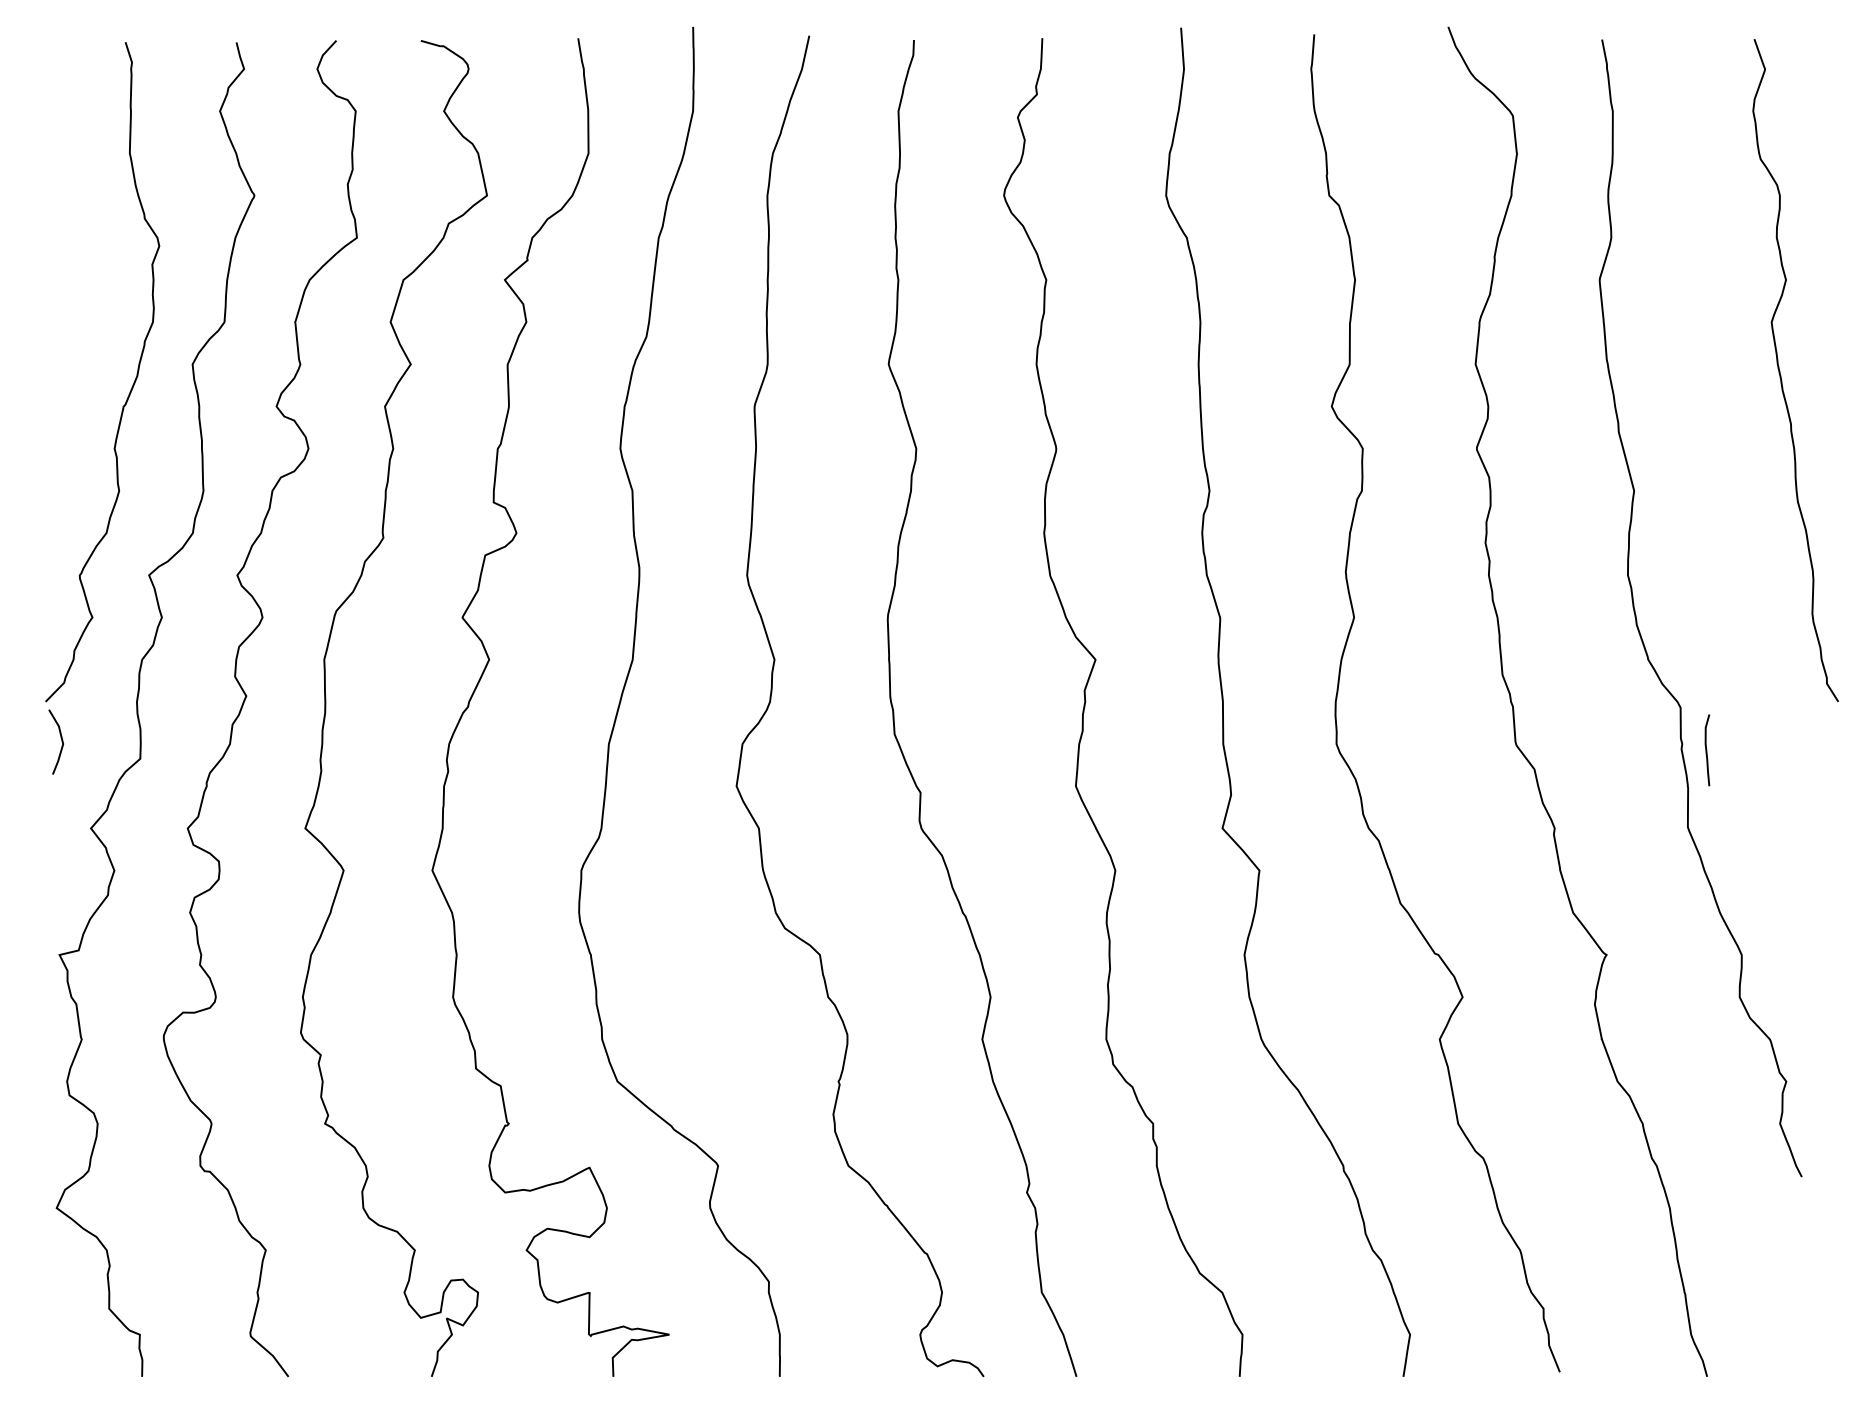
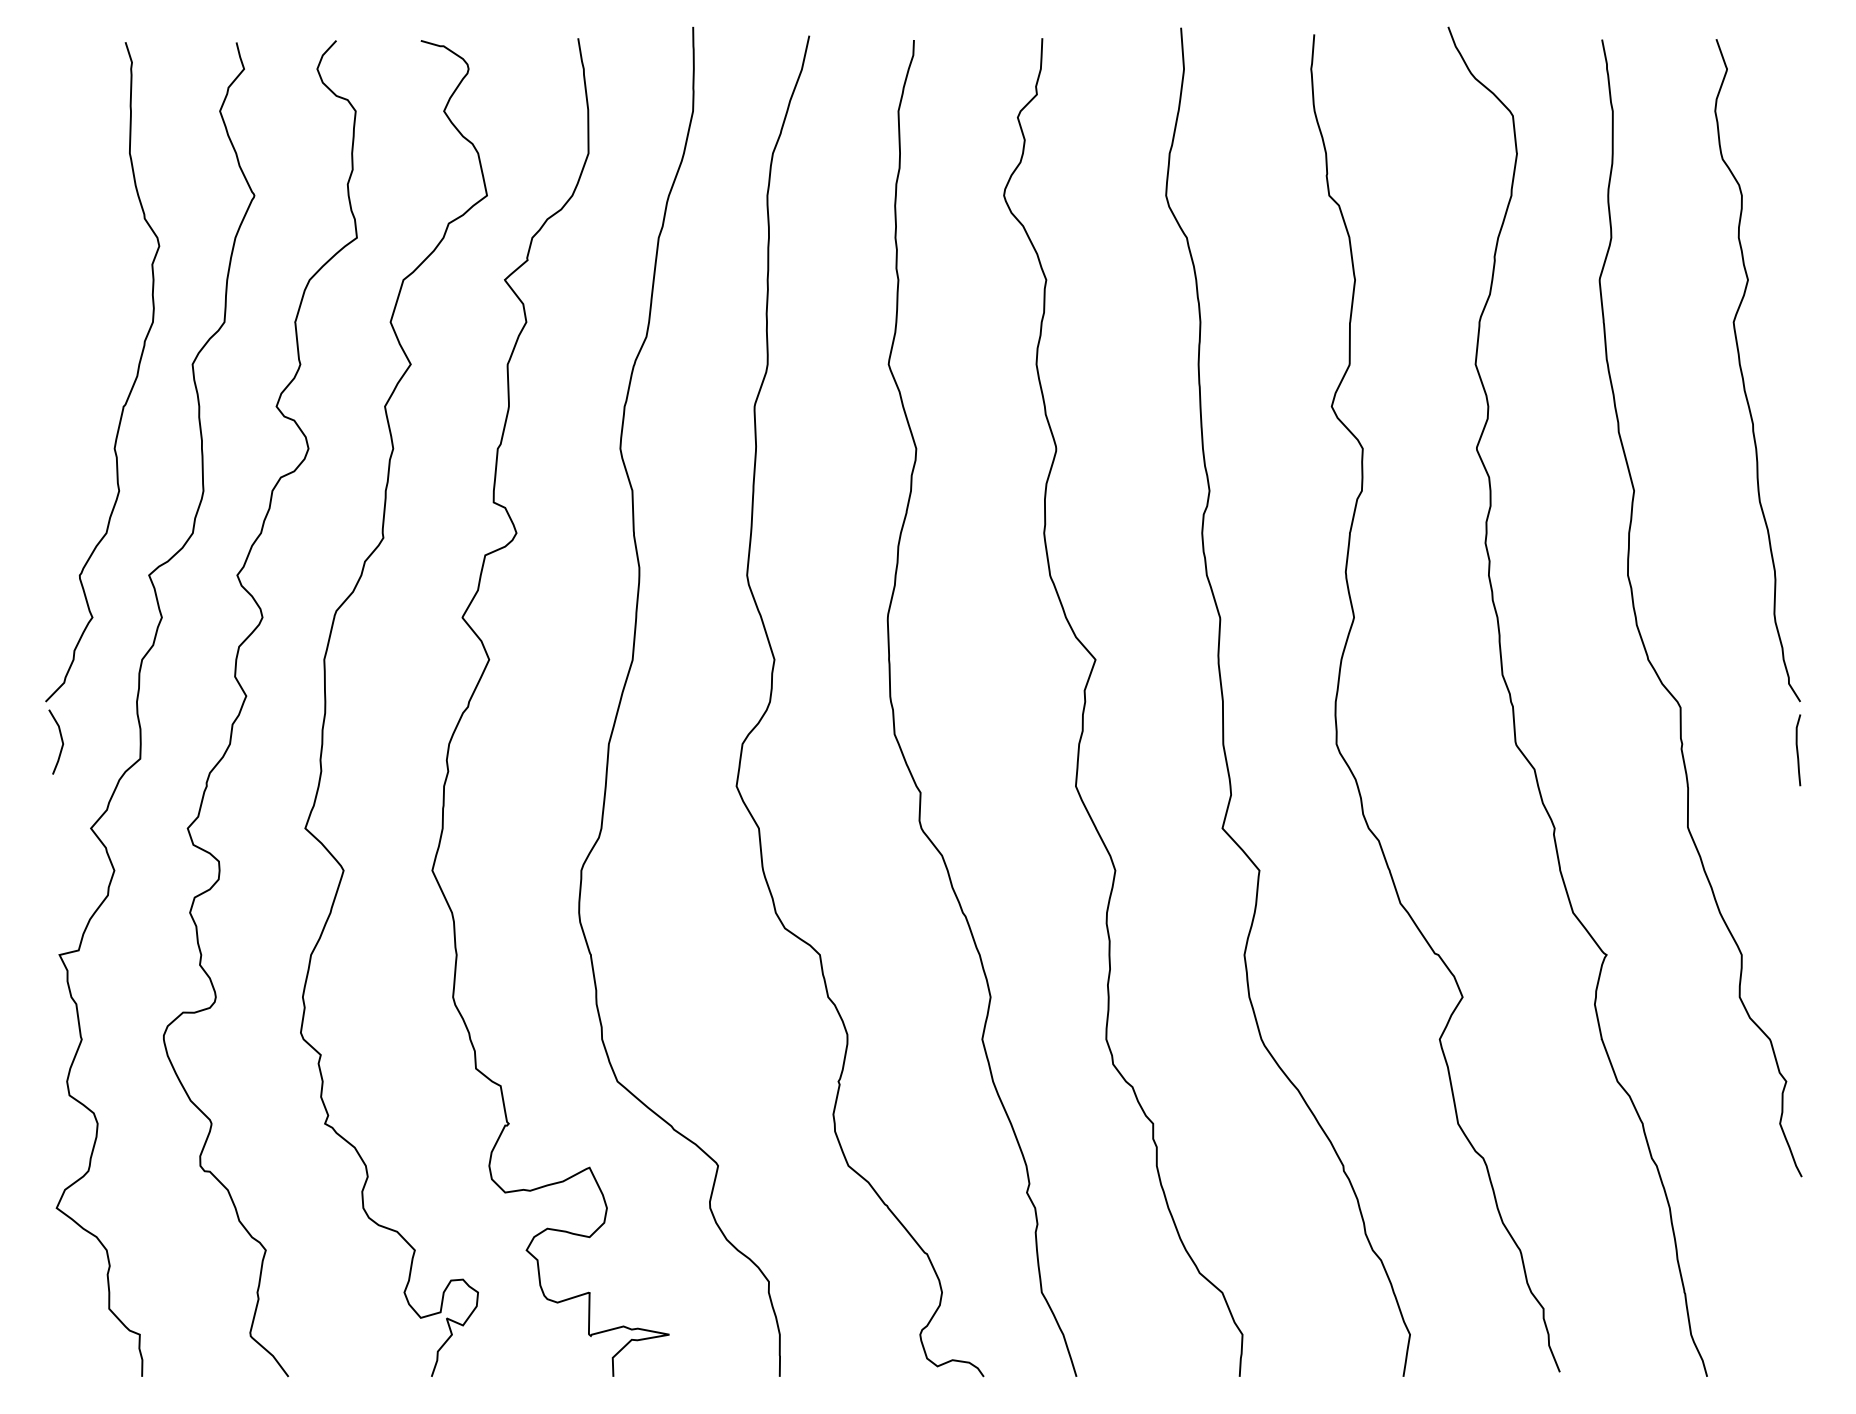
curve position: (1781, 375) -> (1743, 375) (1743, 375)
curve position: (1707, 750) -> (1798, 750) (1798, 750)
